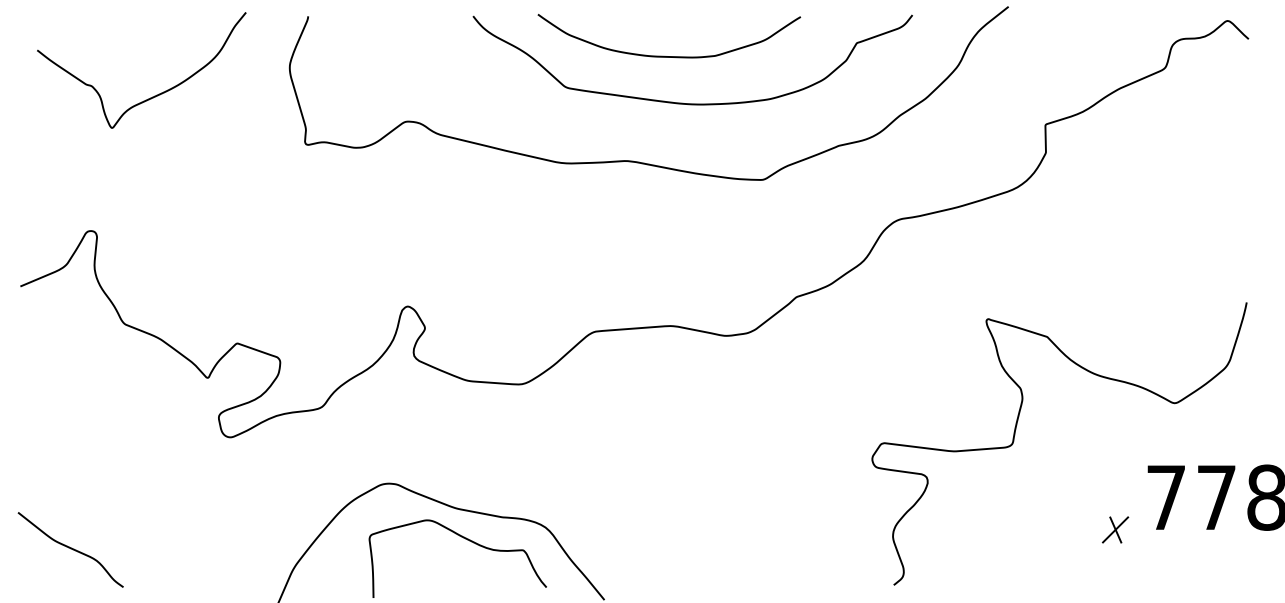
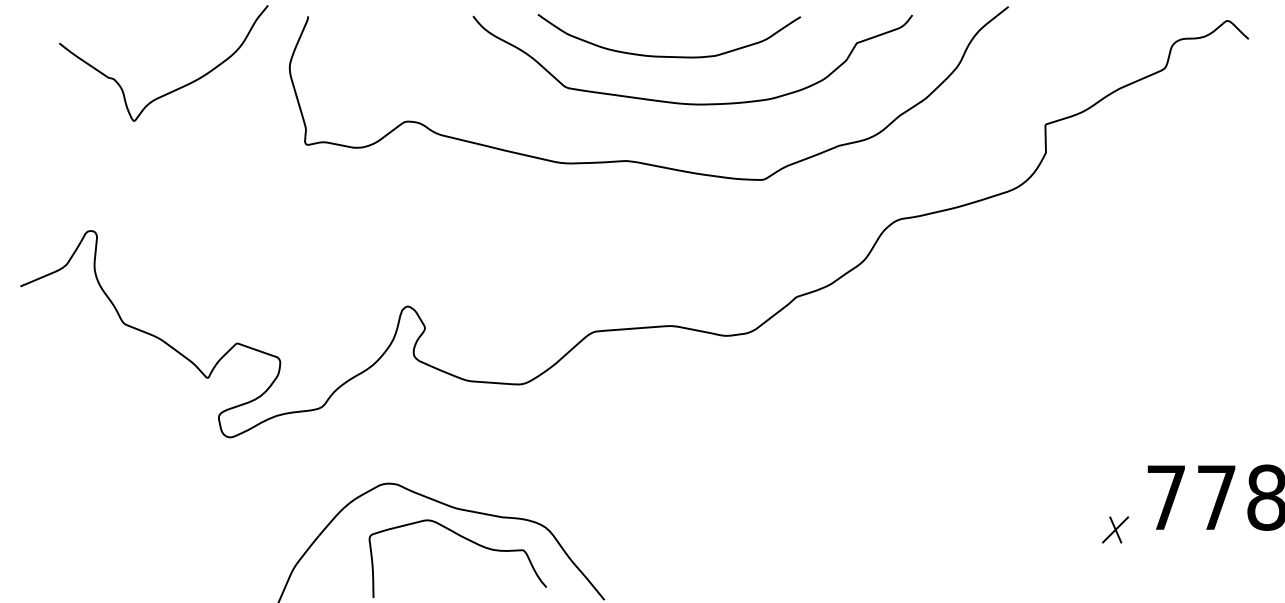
curve position: (154, 95) -> (176, 88) (176, 88)
curve: present -> none (1015, 435)
curve: present -> none (70, 549)
